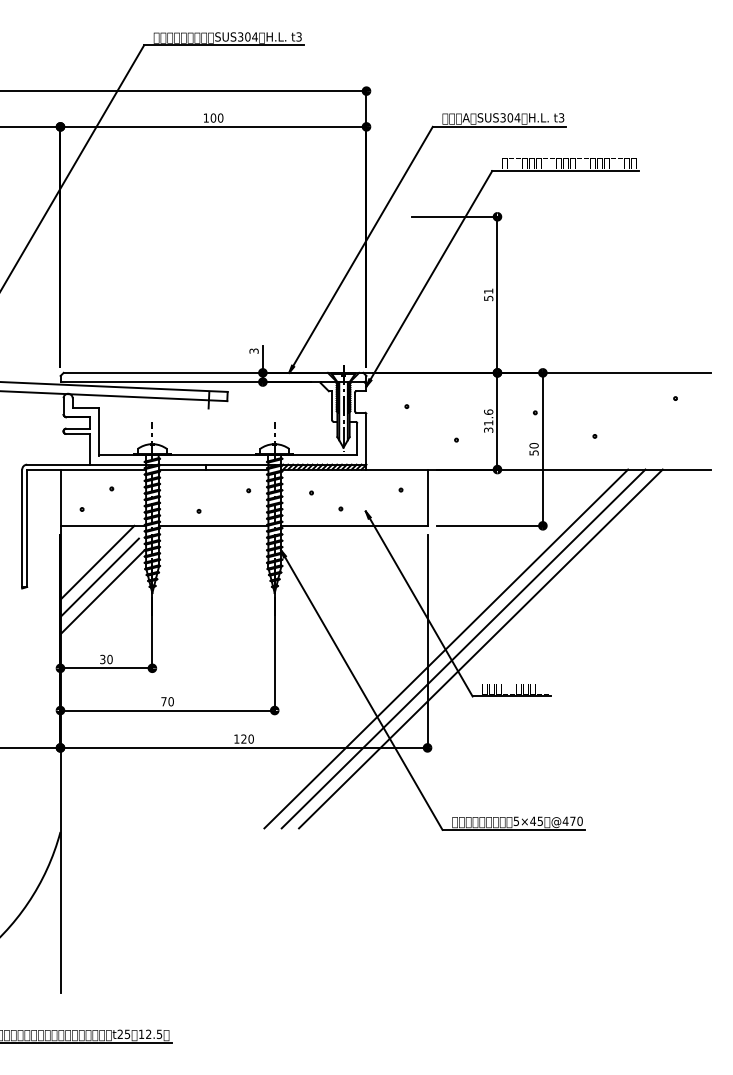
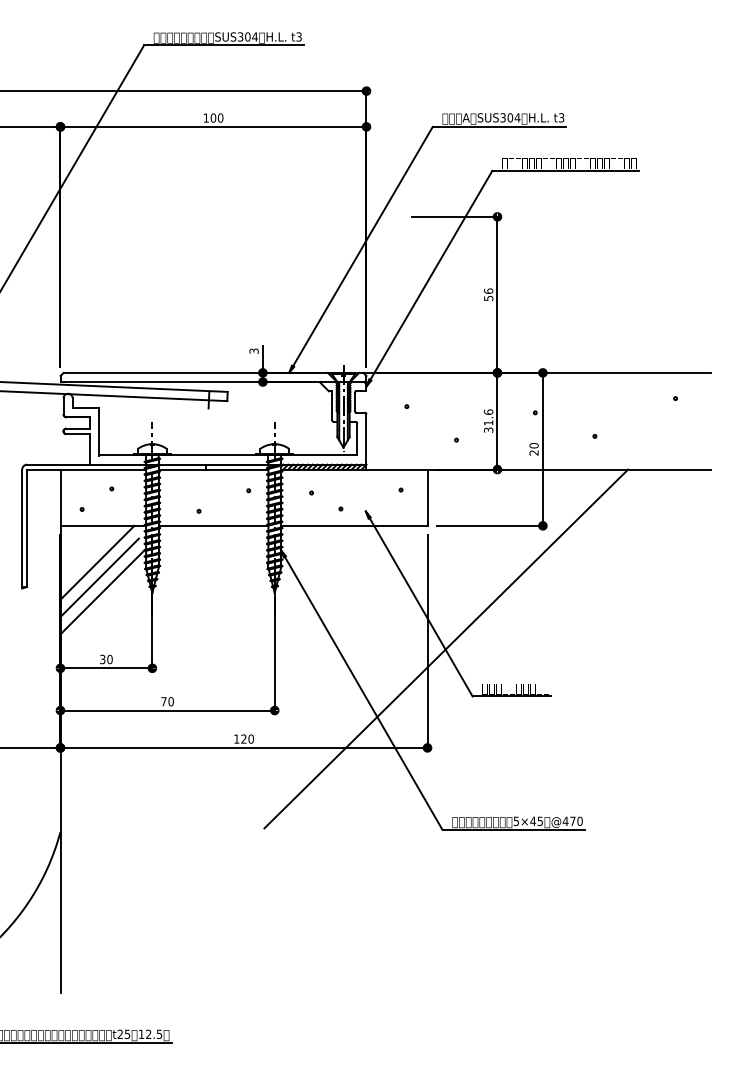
text: 51 -> 56 (488, 290)
text: 50 -> 20 (533, 452)
line: present -> none (463, 648)
line: present -> none (480, 648)
